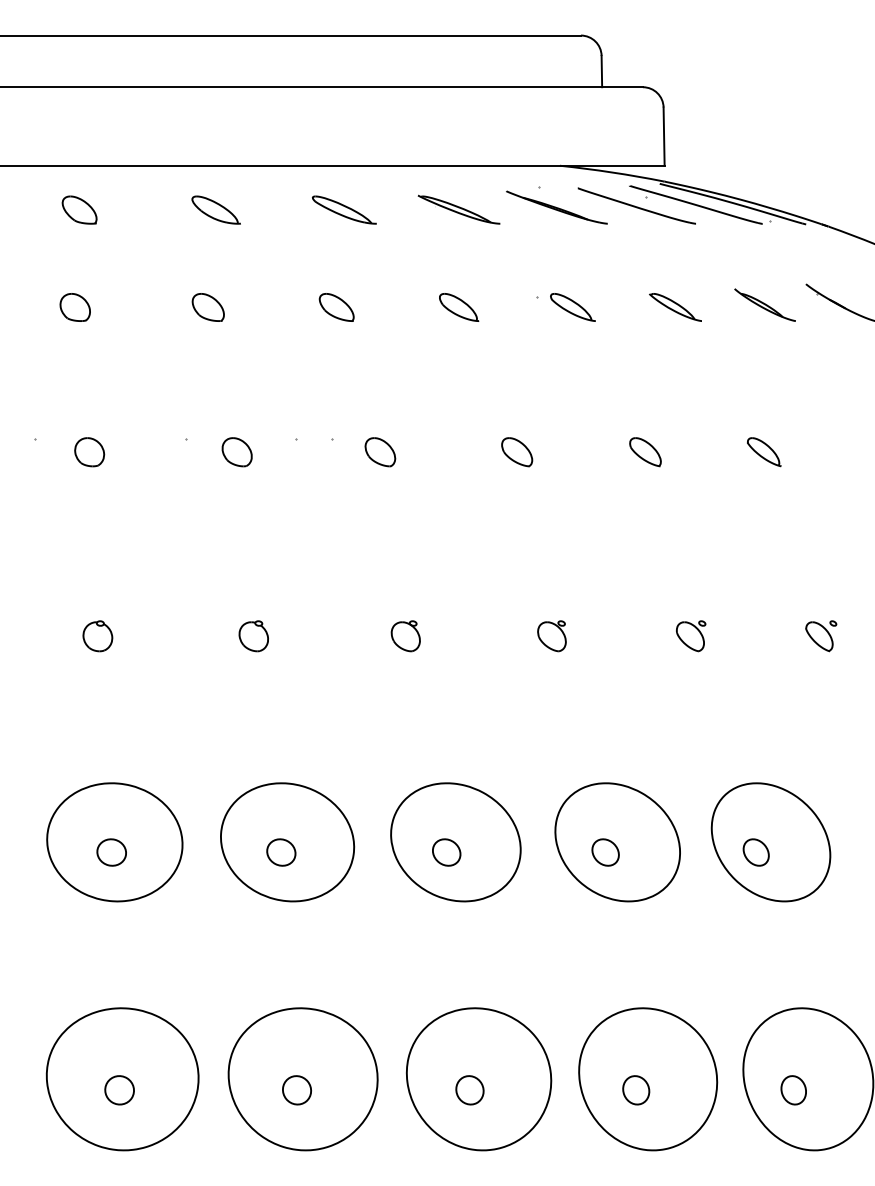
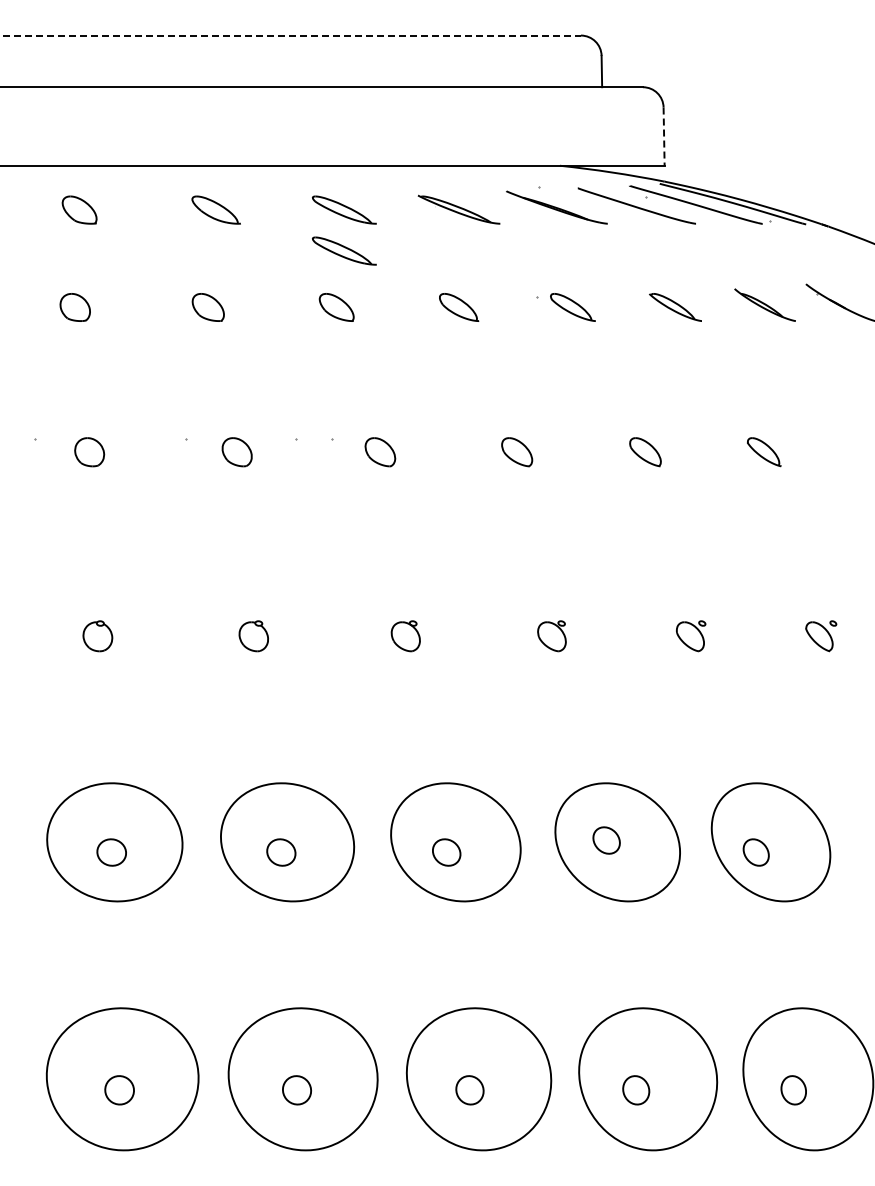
line: solid -> dashed (290, 35)
line: solid -> dashed (664, 137)
part: none -> present (344, 250)
part position: (605, 852) -> (606, 840) (606, 840)
